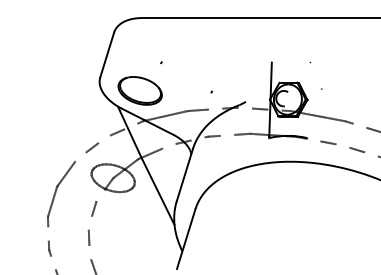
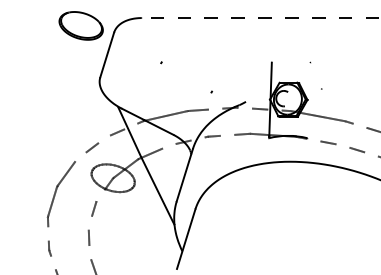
line: solid -> dashed (260, 18)
part position: (139, 90) -> (80, 25) (80, 25)
